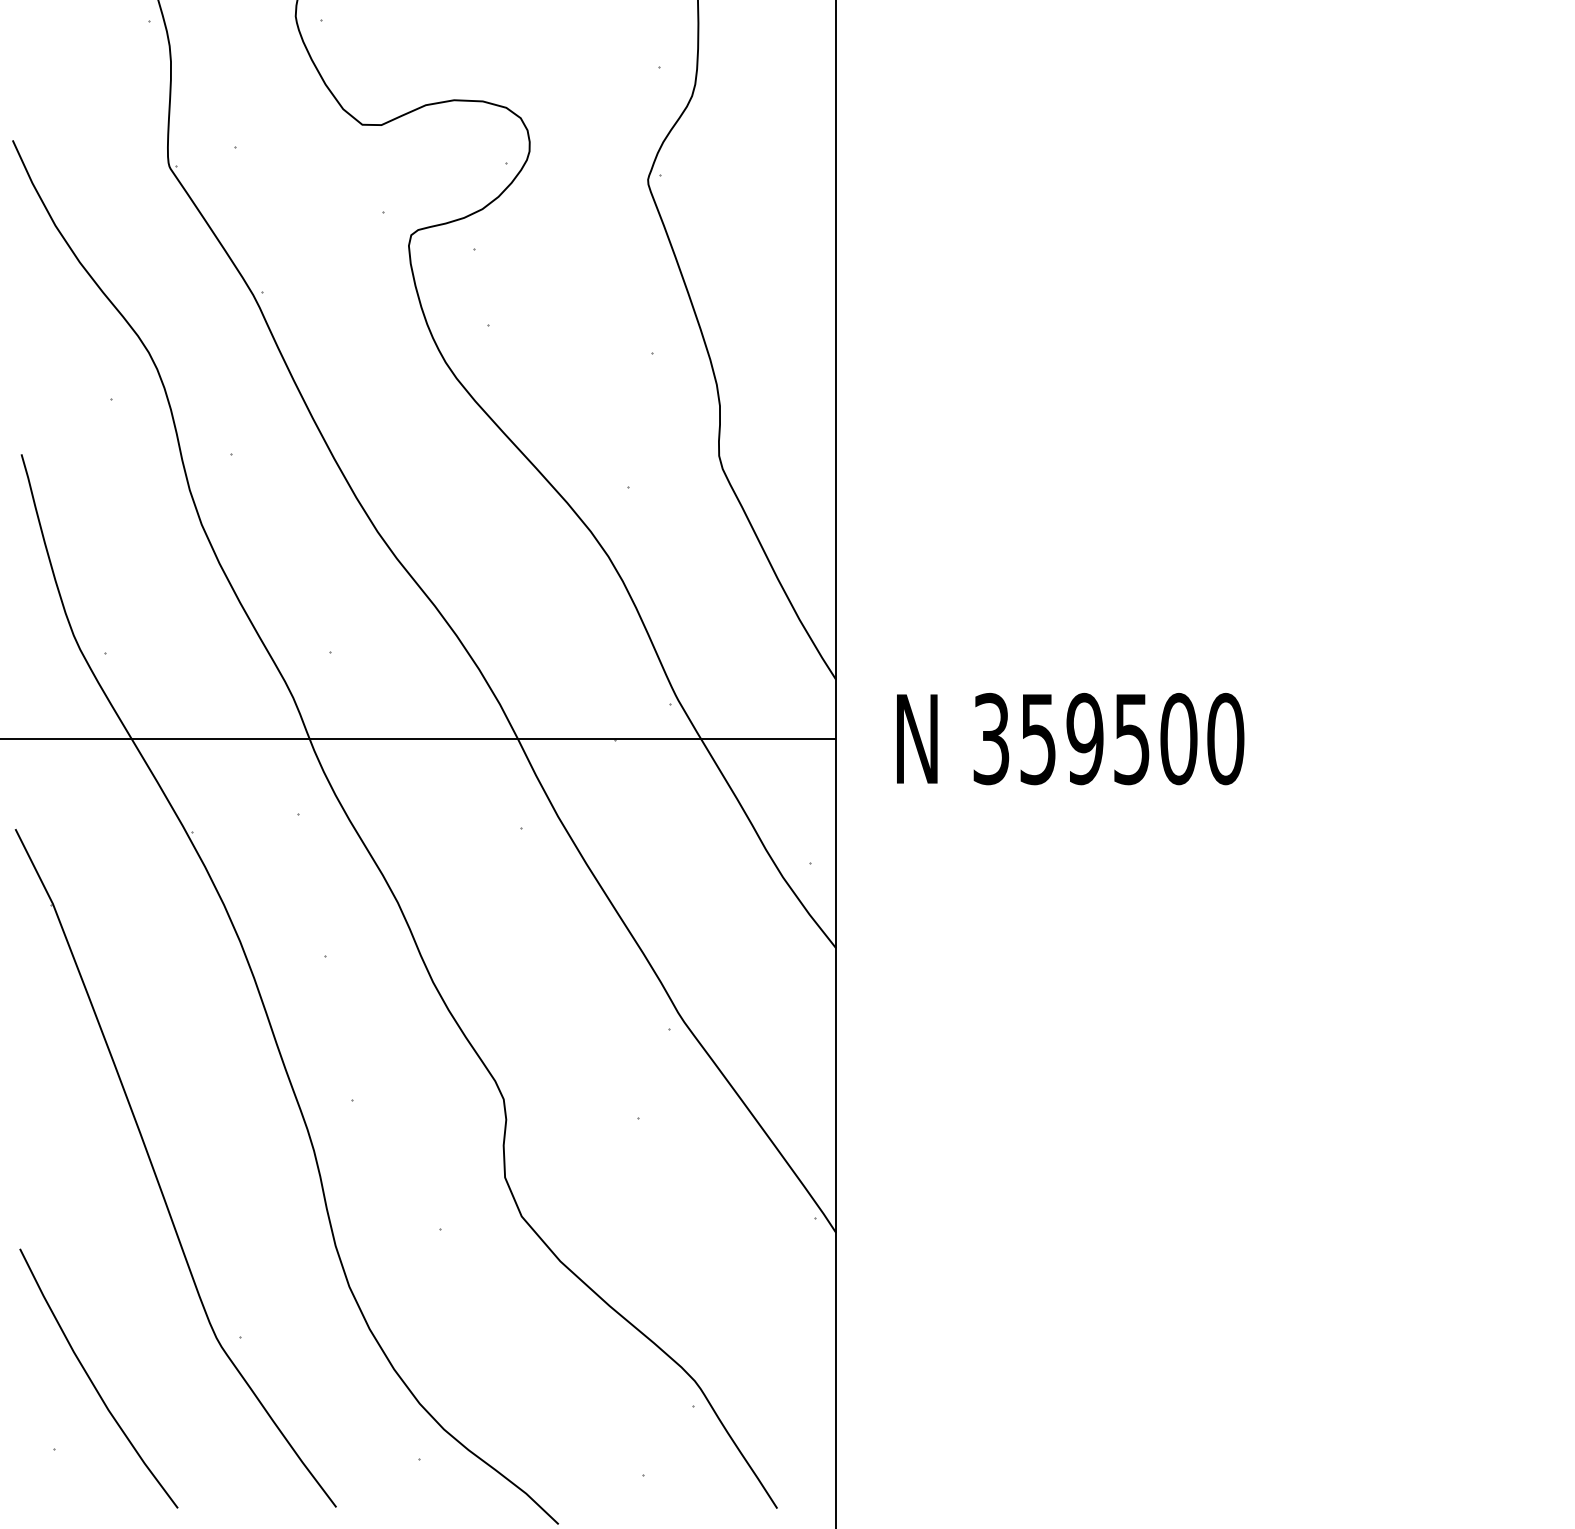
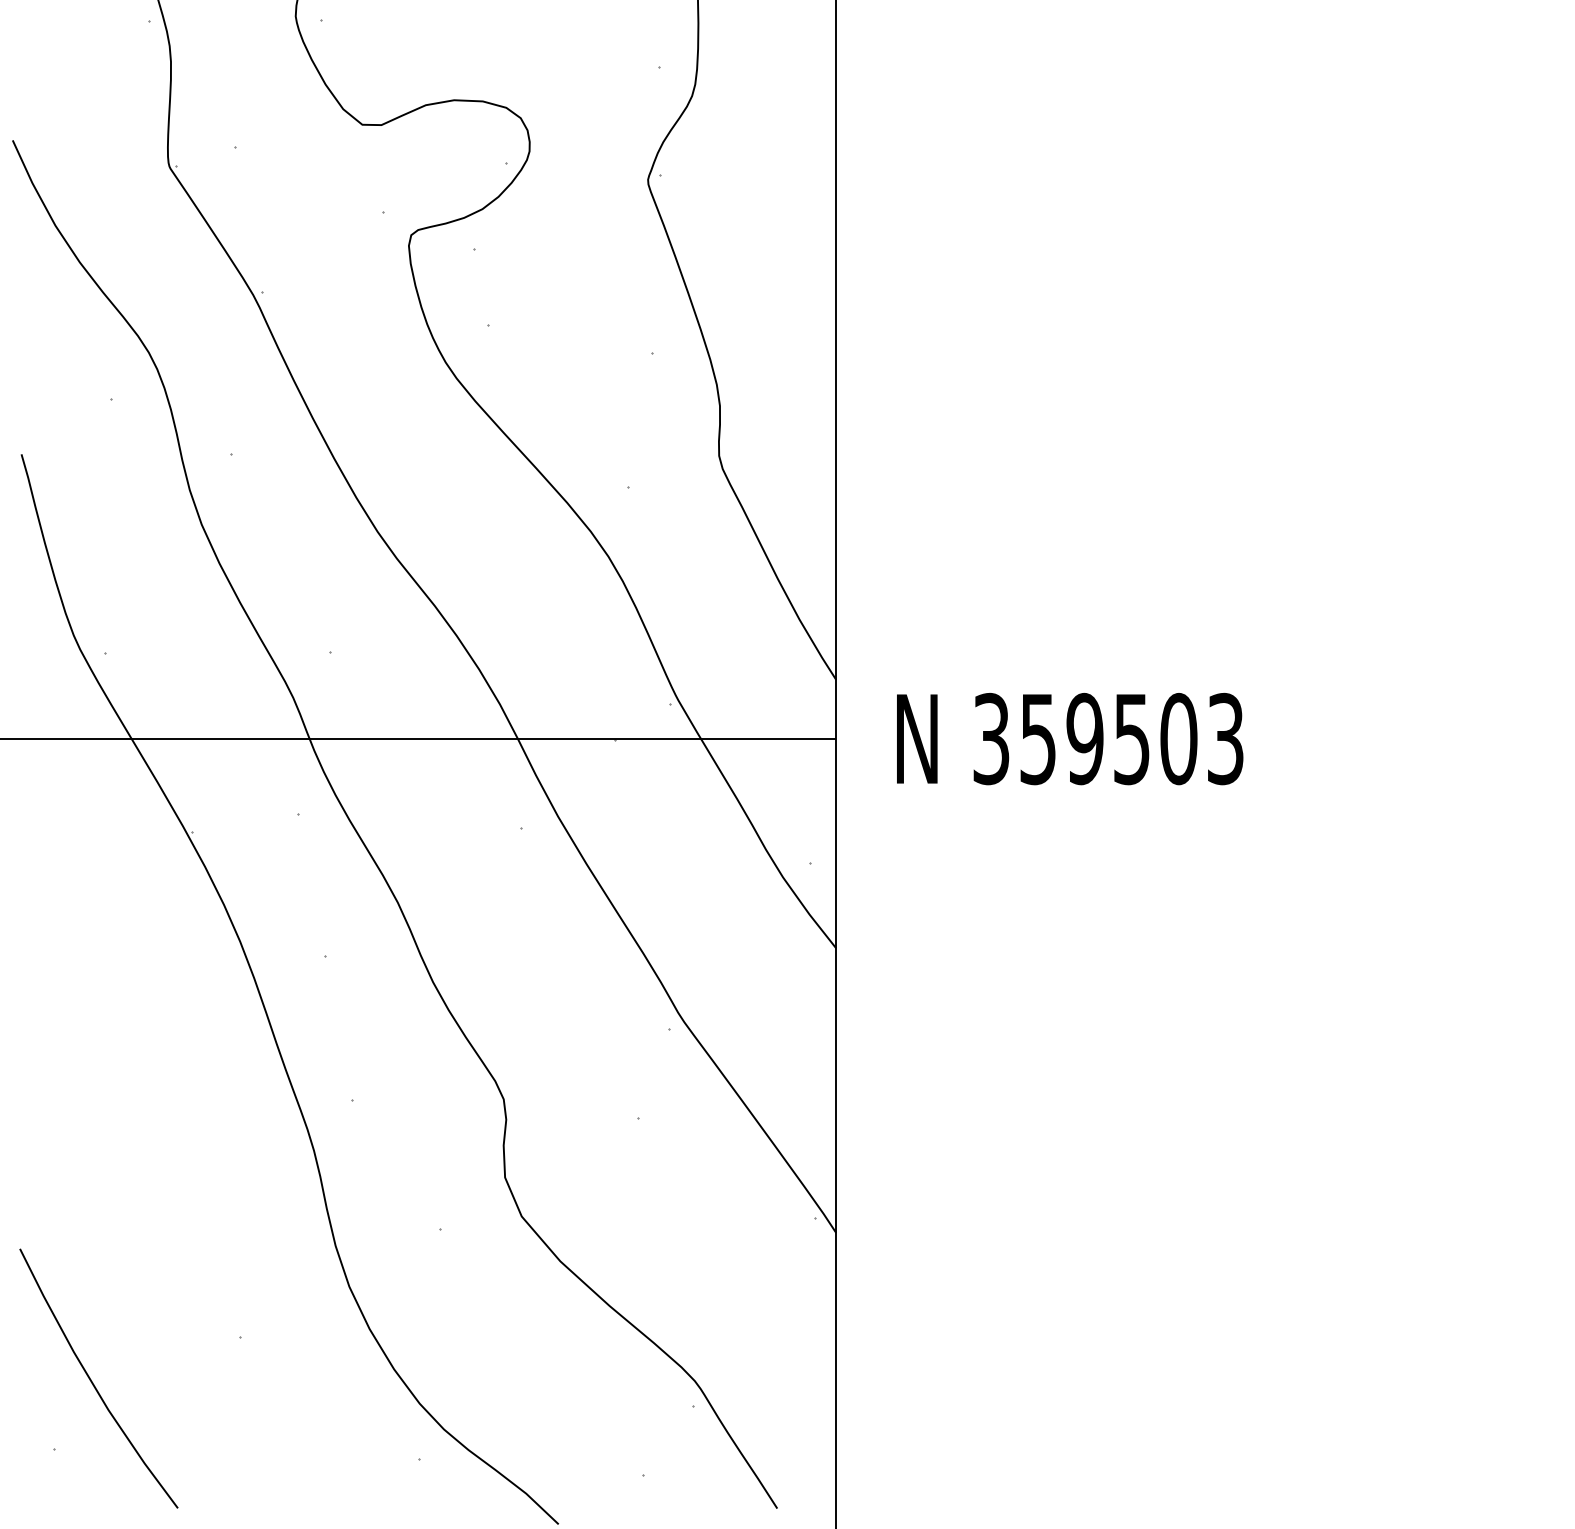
text: 359500 -> 359503 (1225, 738)
part: present -> none (157, 1176)
